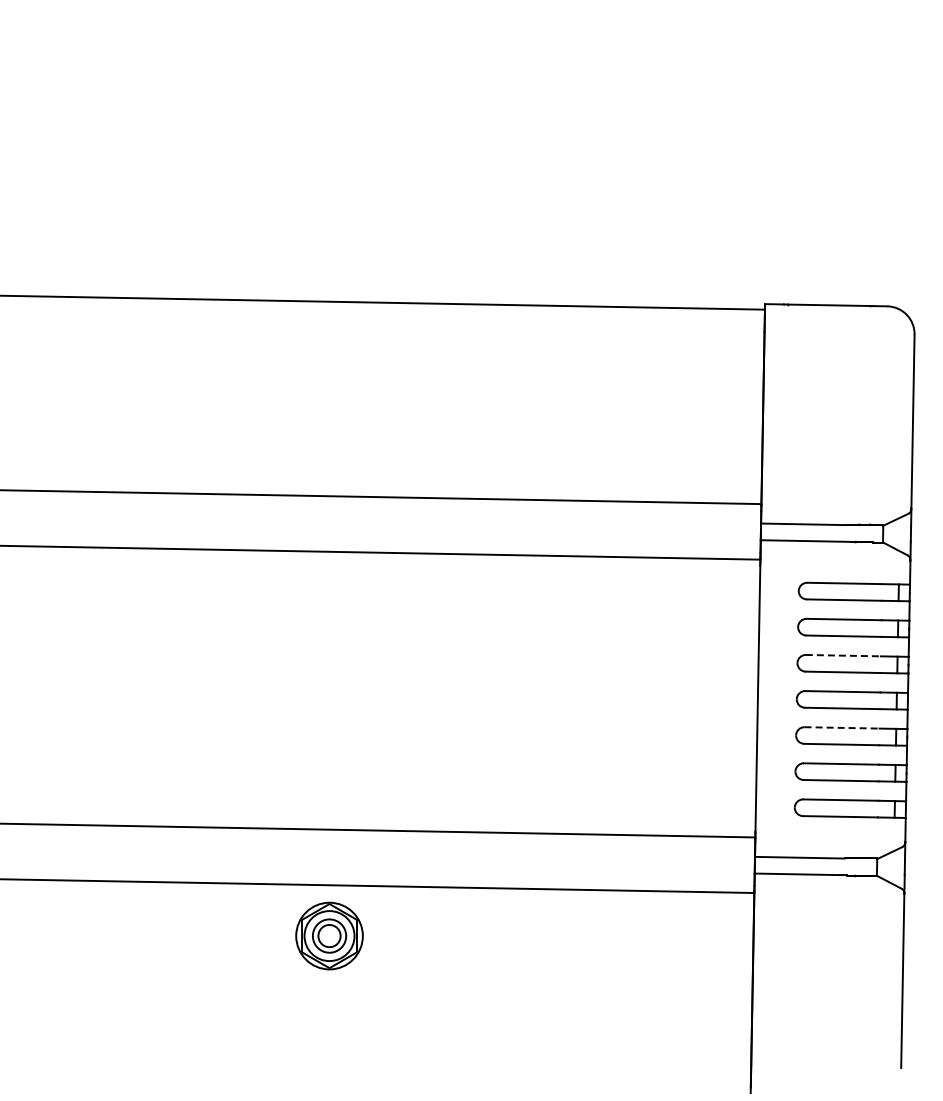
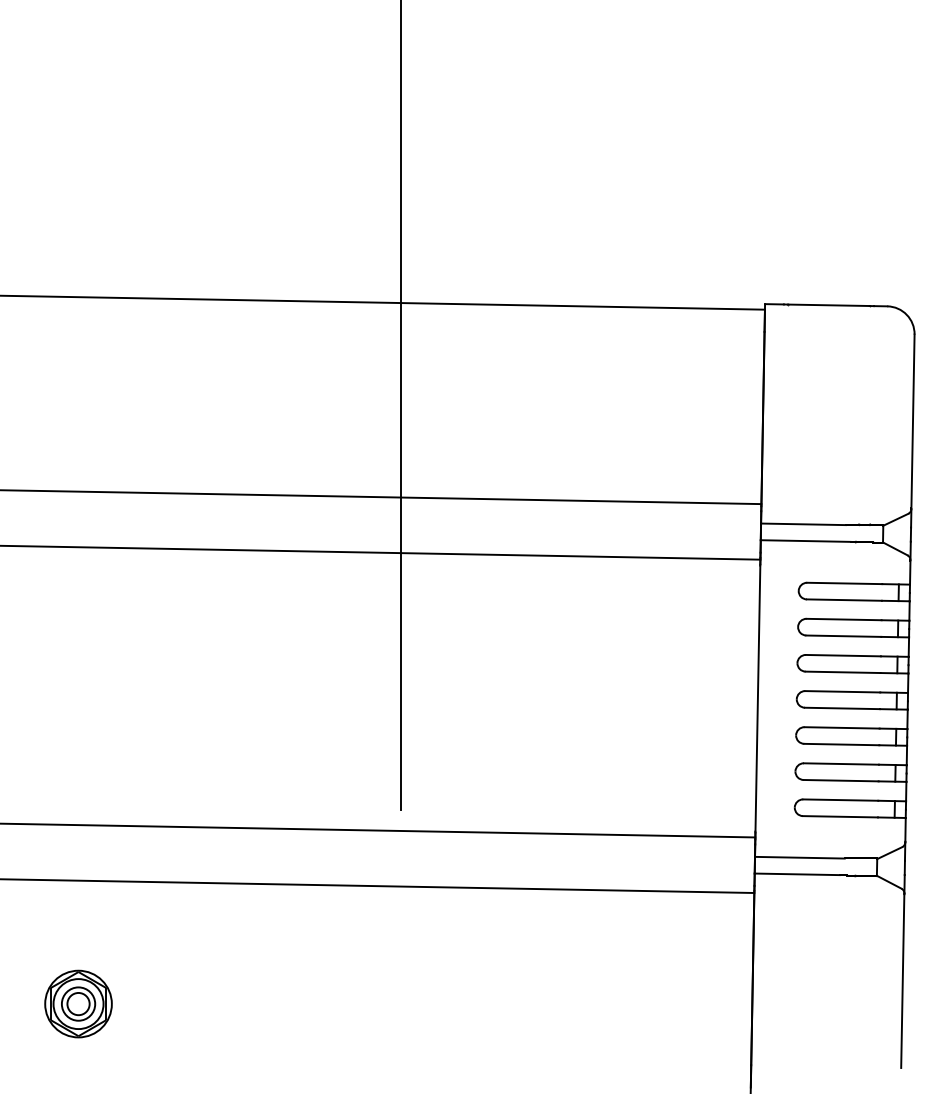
line: none -> present (400, 405)
line: dashed -> solid (843, 655)
line: dashed -> solid (842, 727)
part position: (329, 935) -> (78, 1003) (78, 1003)
